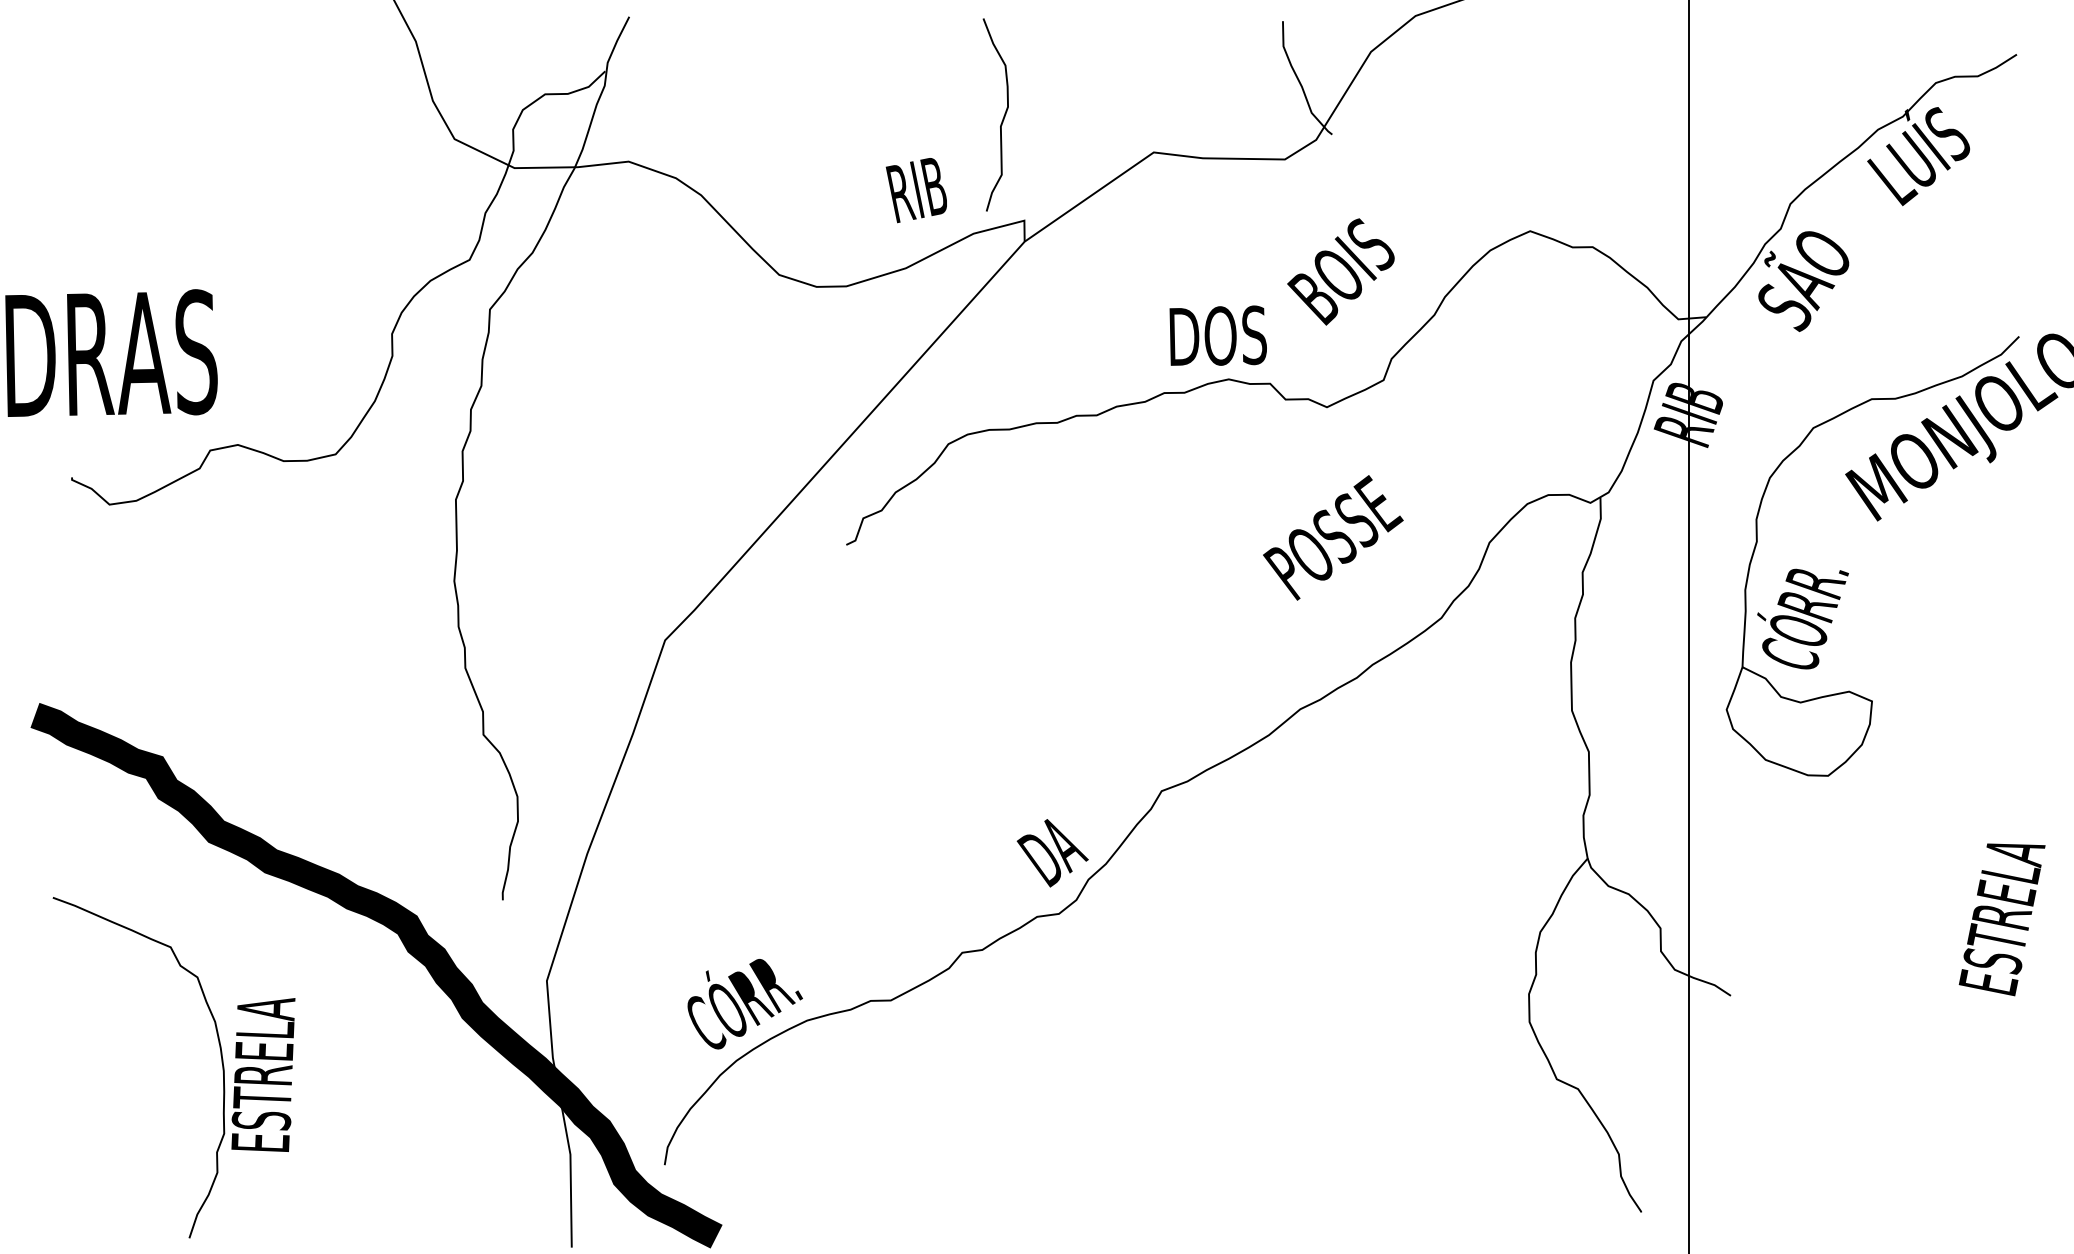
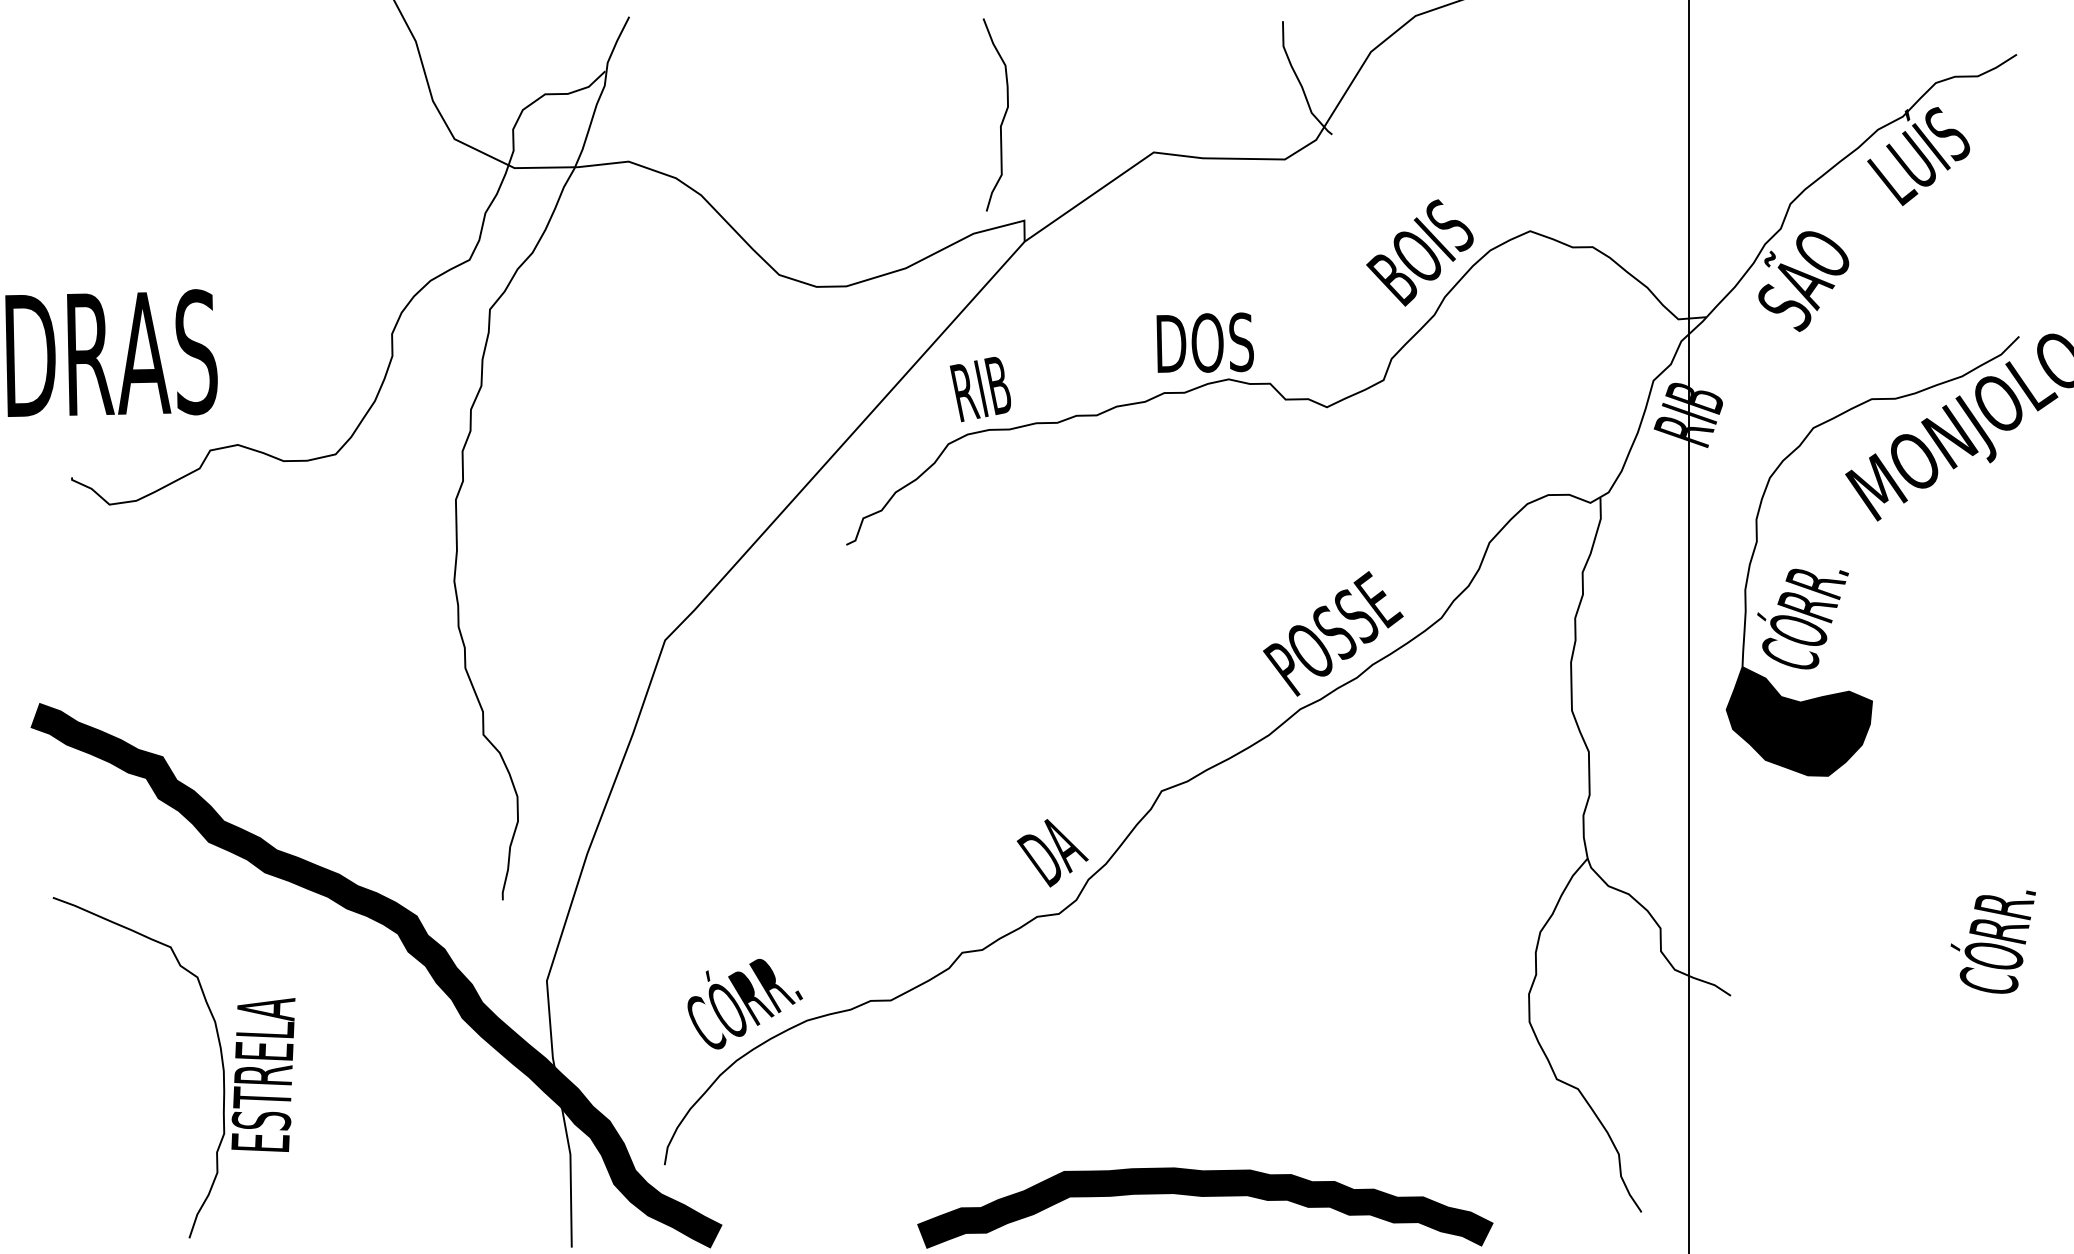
text position: (915, 190) -> (979, 389) (979, 389)
text position: (1340, 271) -> (1419, 252) (1419, 252)
text position: (1217, 335) -> (1204, 342) (1204, 342)
text position: (1333, 537) -> (1333, 633) (1333, 633)
fill: none -> present (1799, 721)
text: ESTRELA -> CÓRR. (1997, 919)
part: none -> present (1205, 1196)
